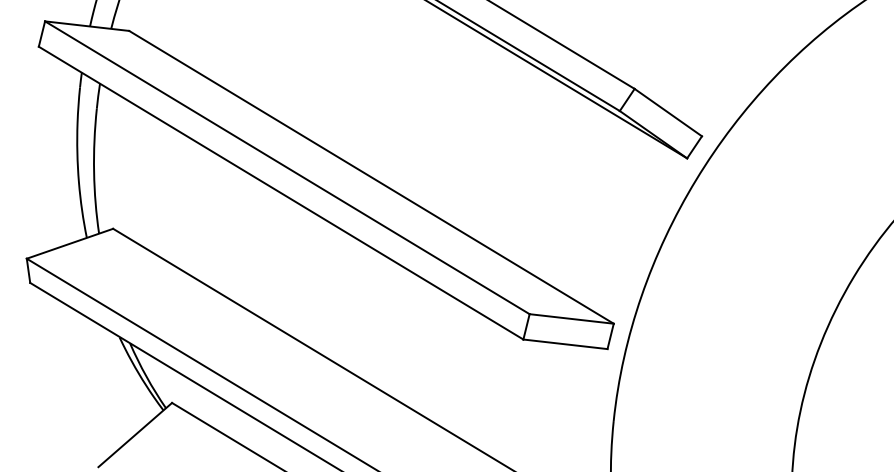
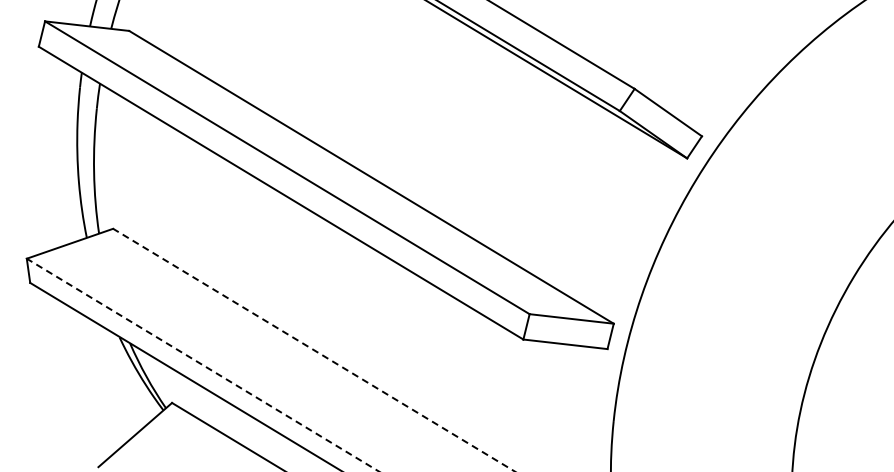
line: solid -> dashed (314, 350)
line: solid -> dashed (202, 365)
